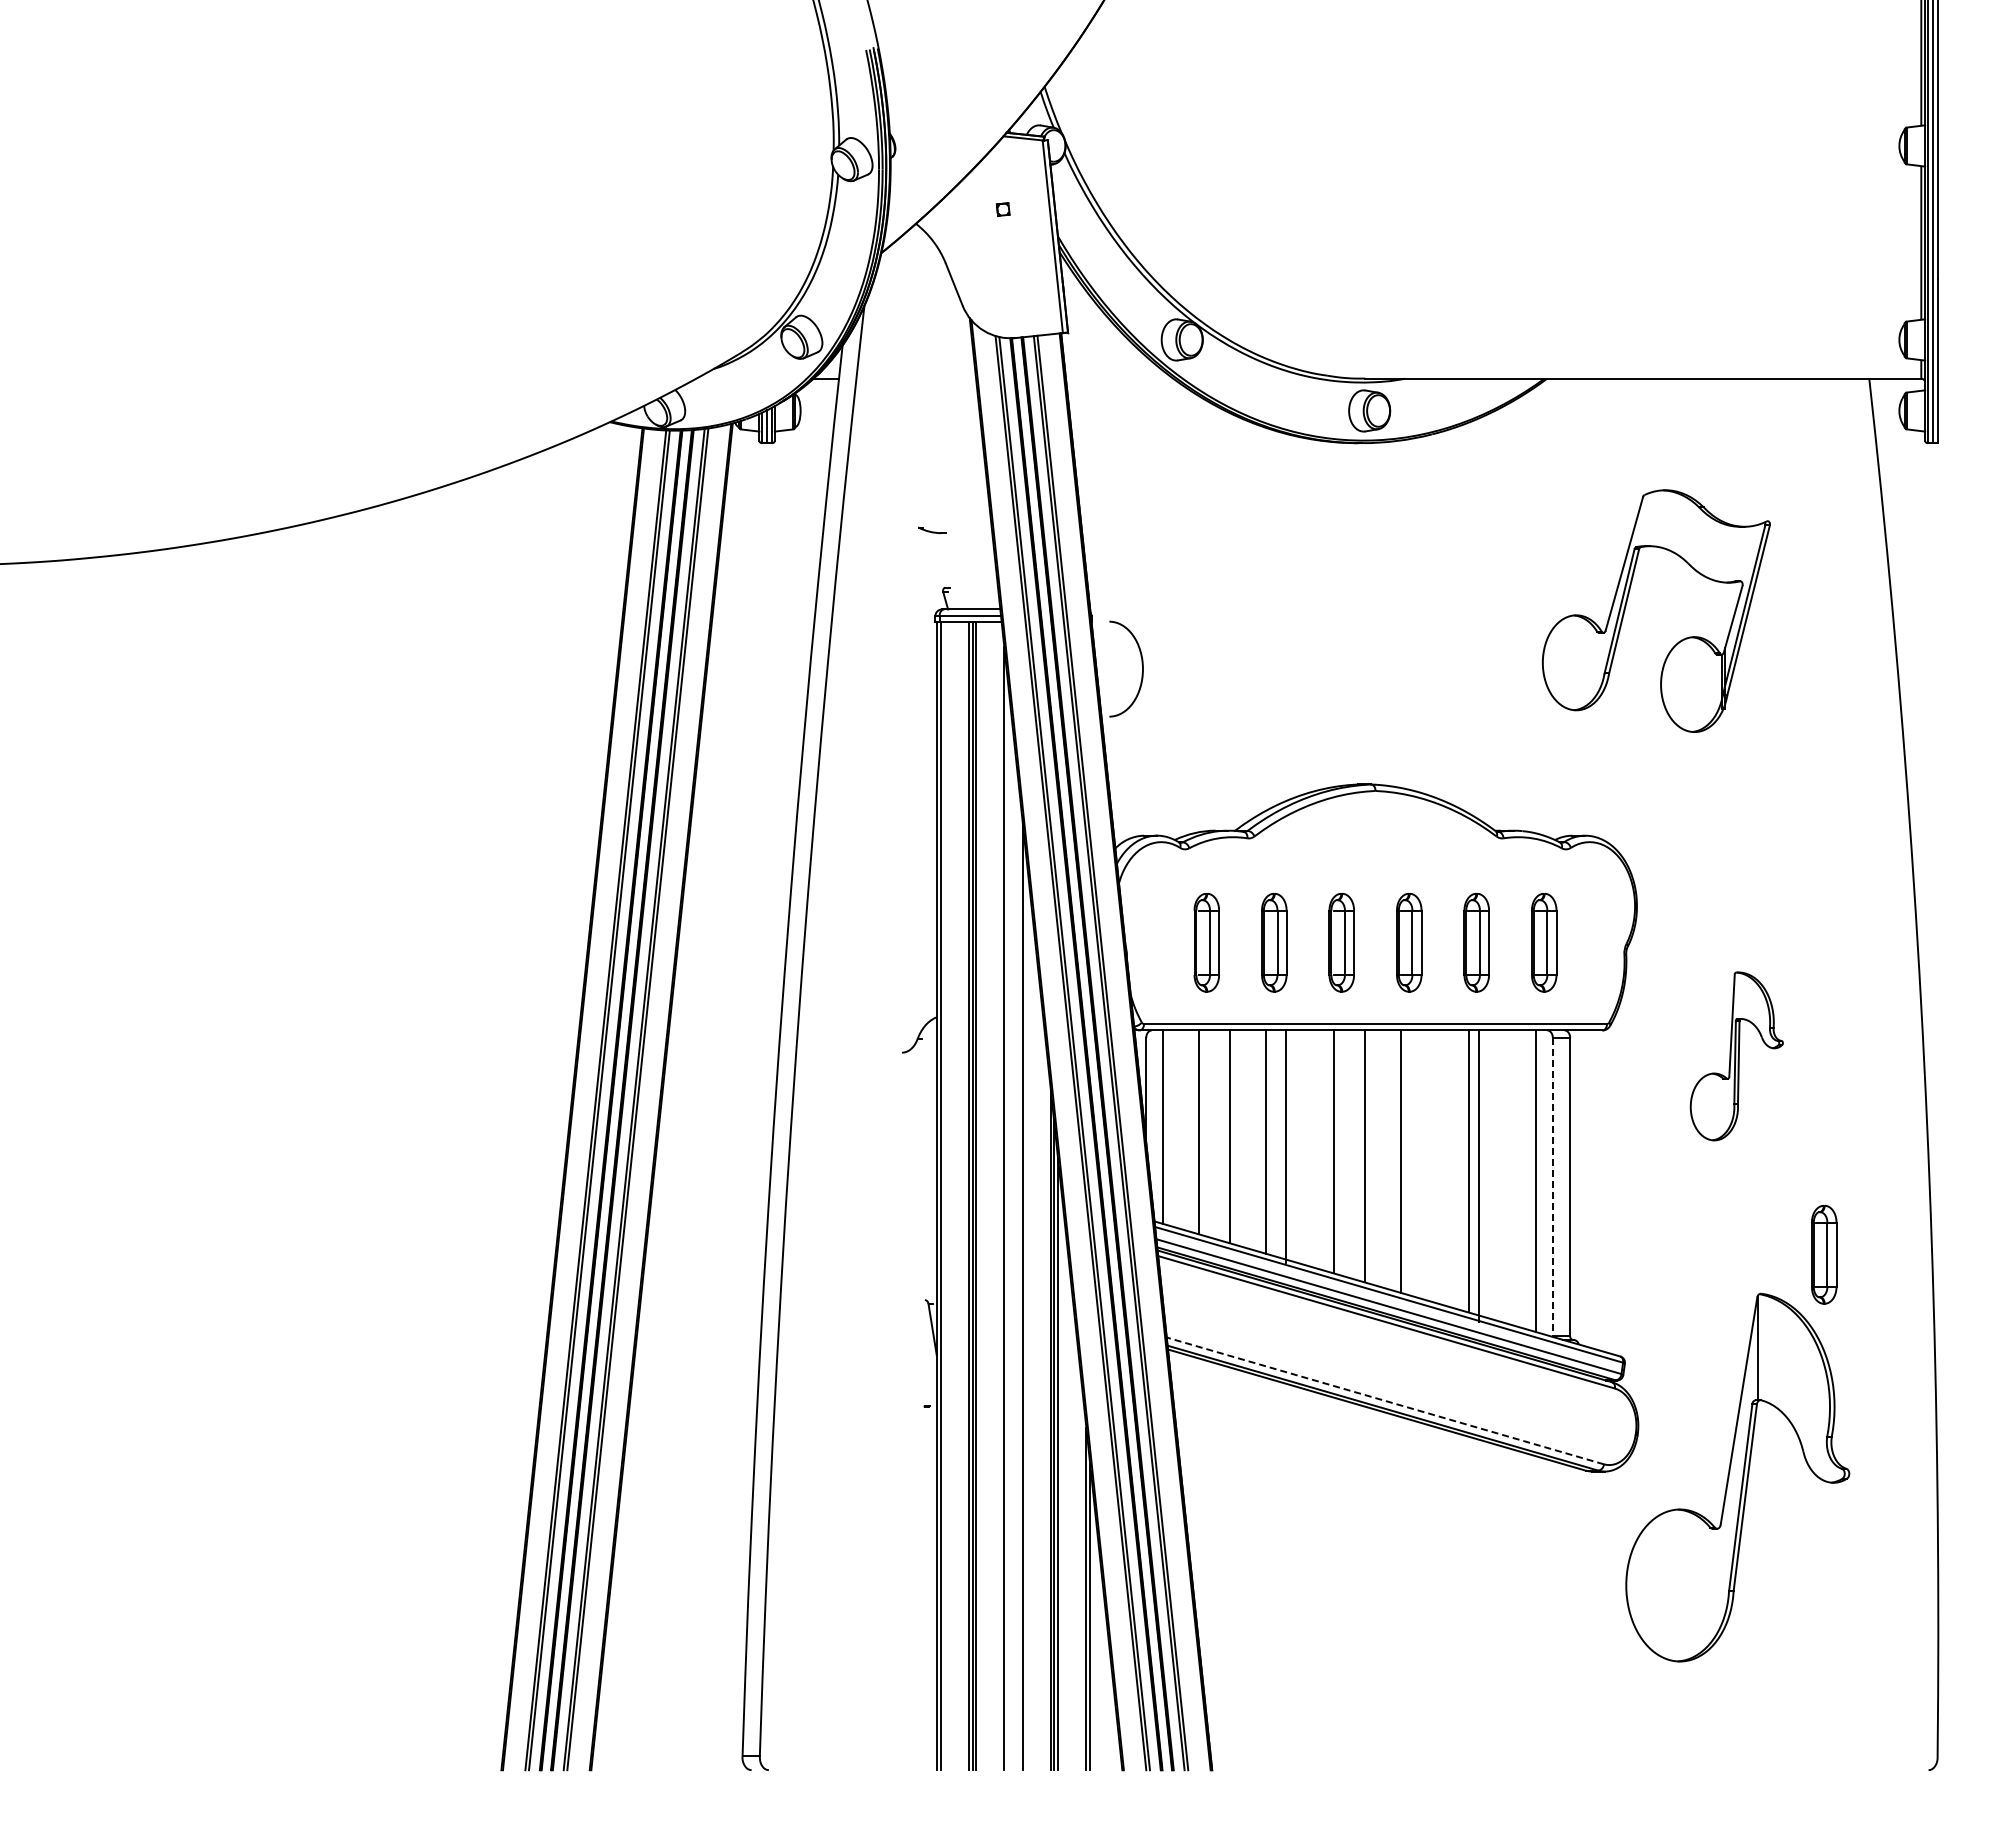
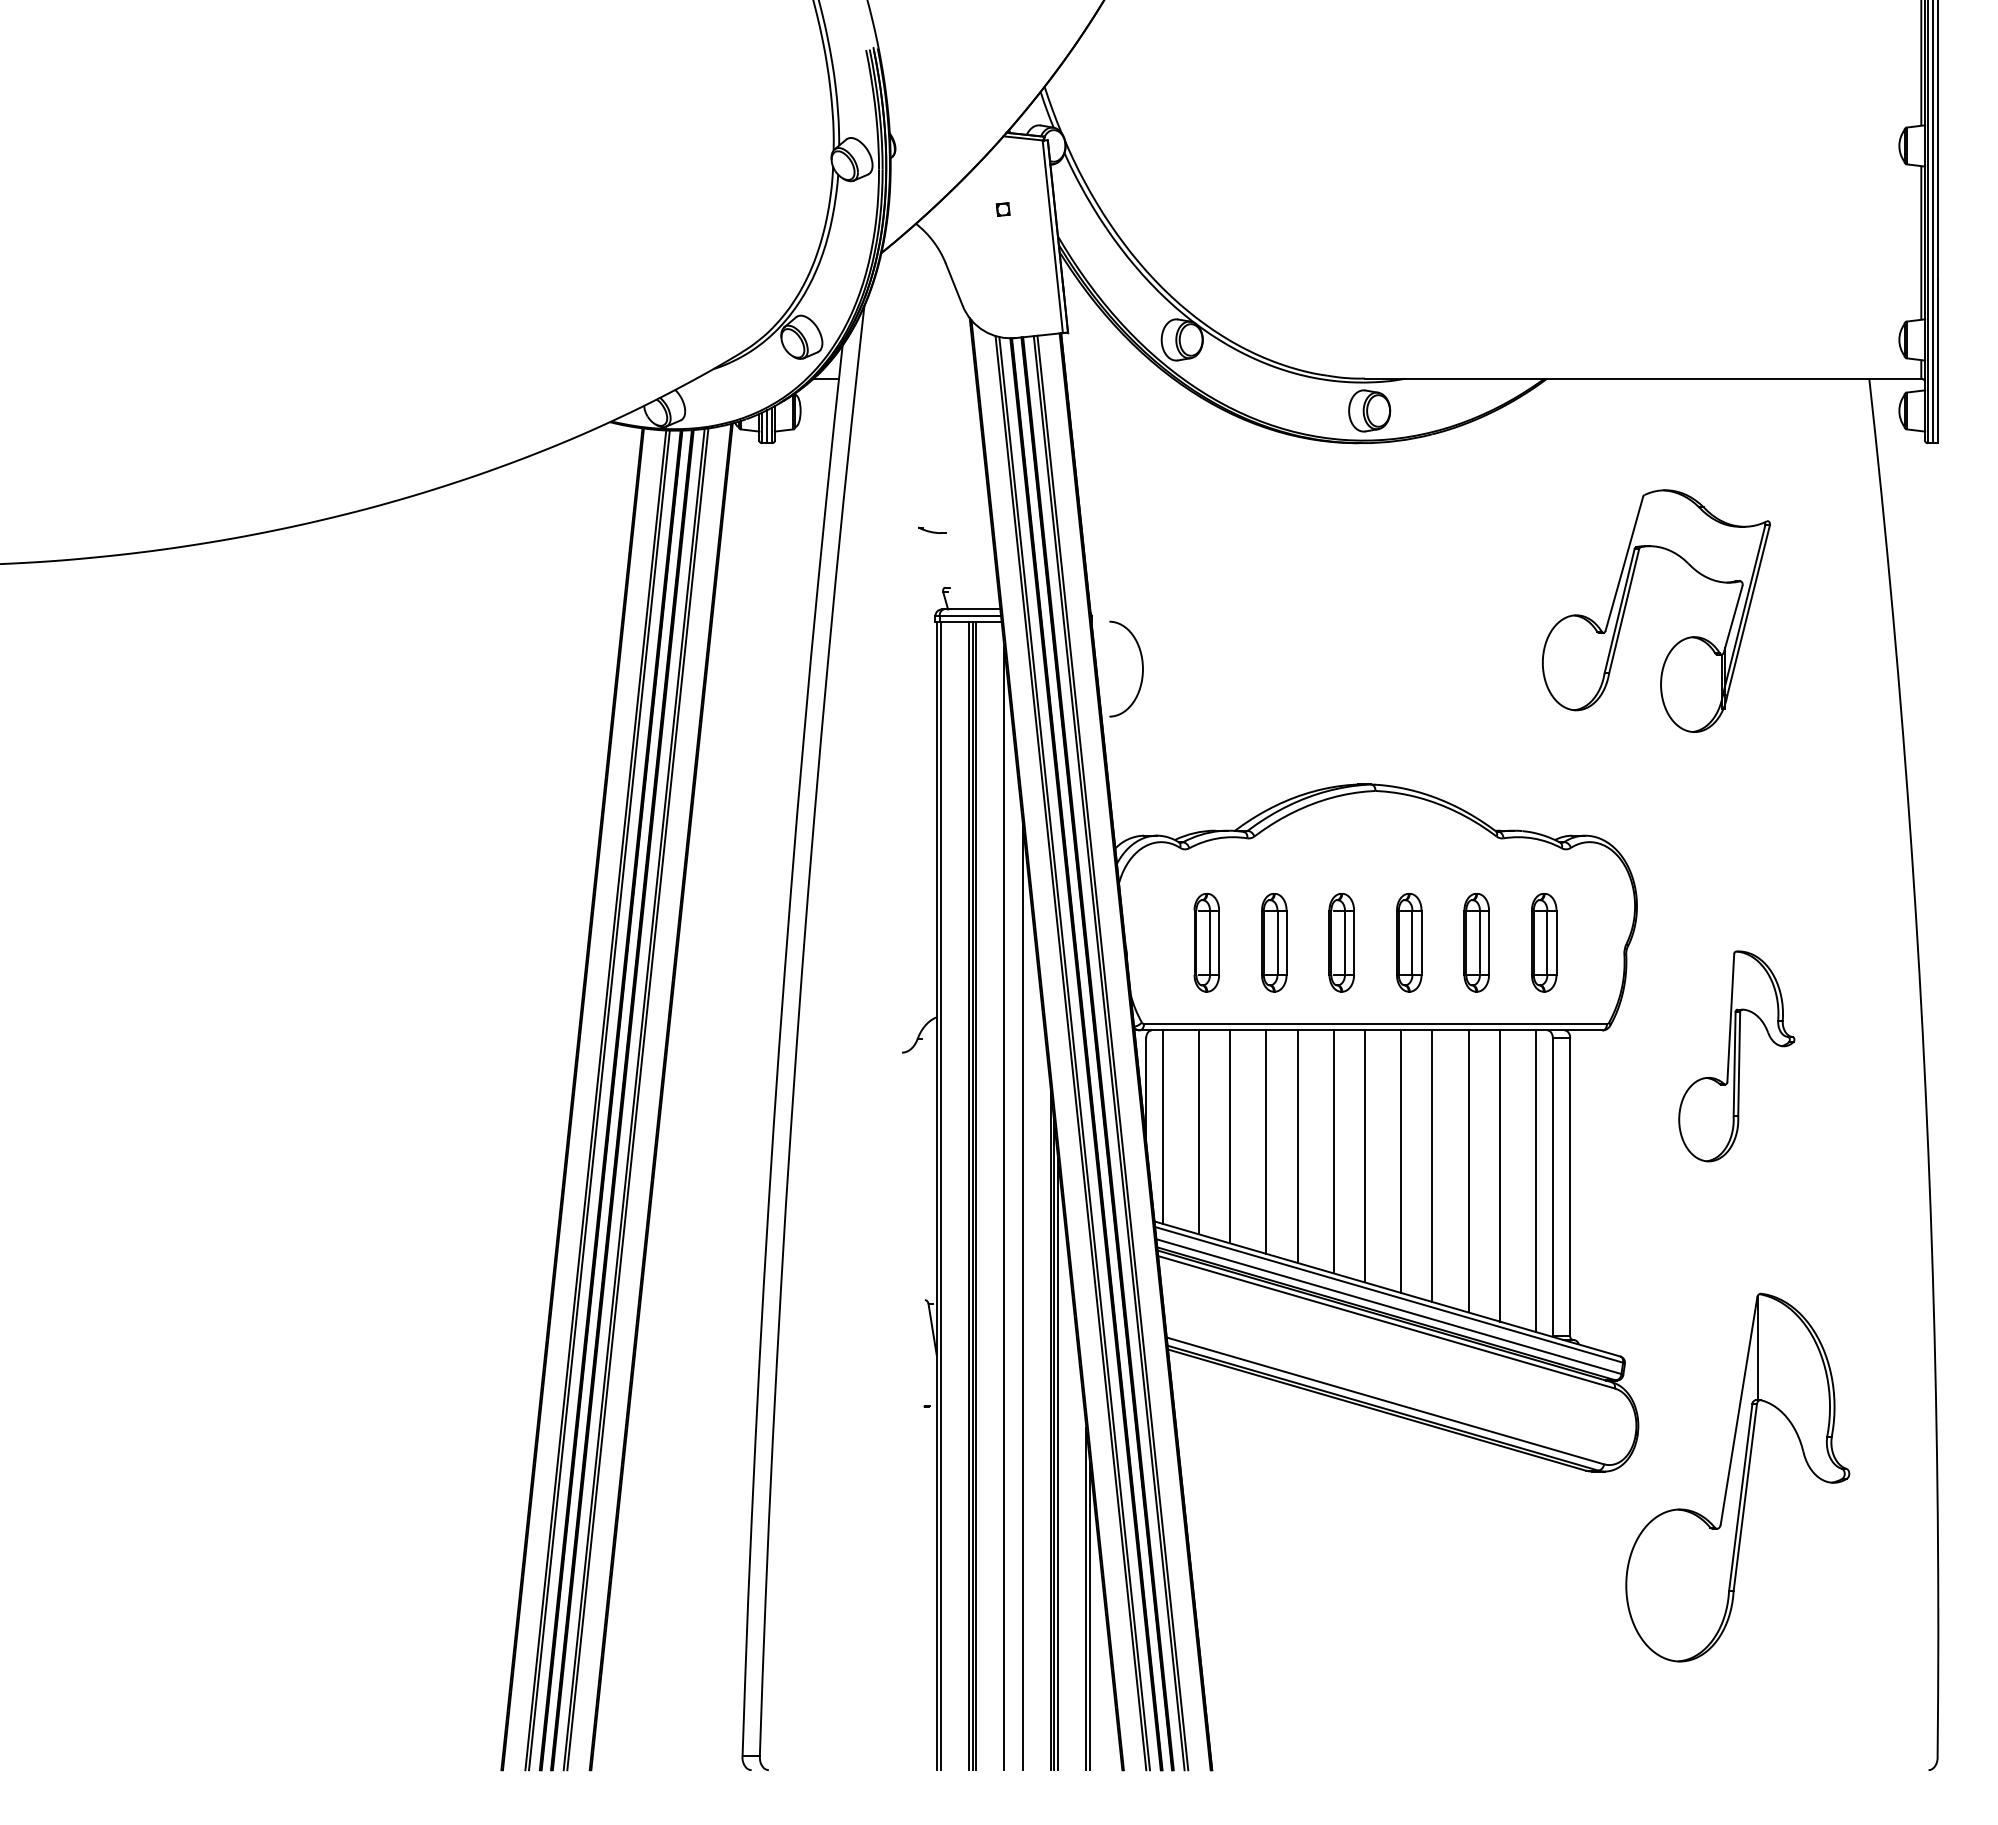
part size: 95x171 px -> 118x213 px (1736, 1056)
line position: (1285, 1146) -> (1297, 1146) (1297, 1146)
line: none -> present (1432, 1166)
line position: (1478, 1175) -> (1499, 1175) (1499, 1175)
line: dashed -> solid (1552, 1187)
part: present -> none (1824, 1254)
line: dashed -> solid (1385, 1400)
